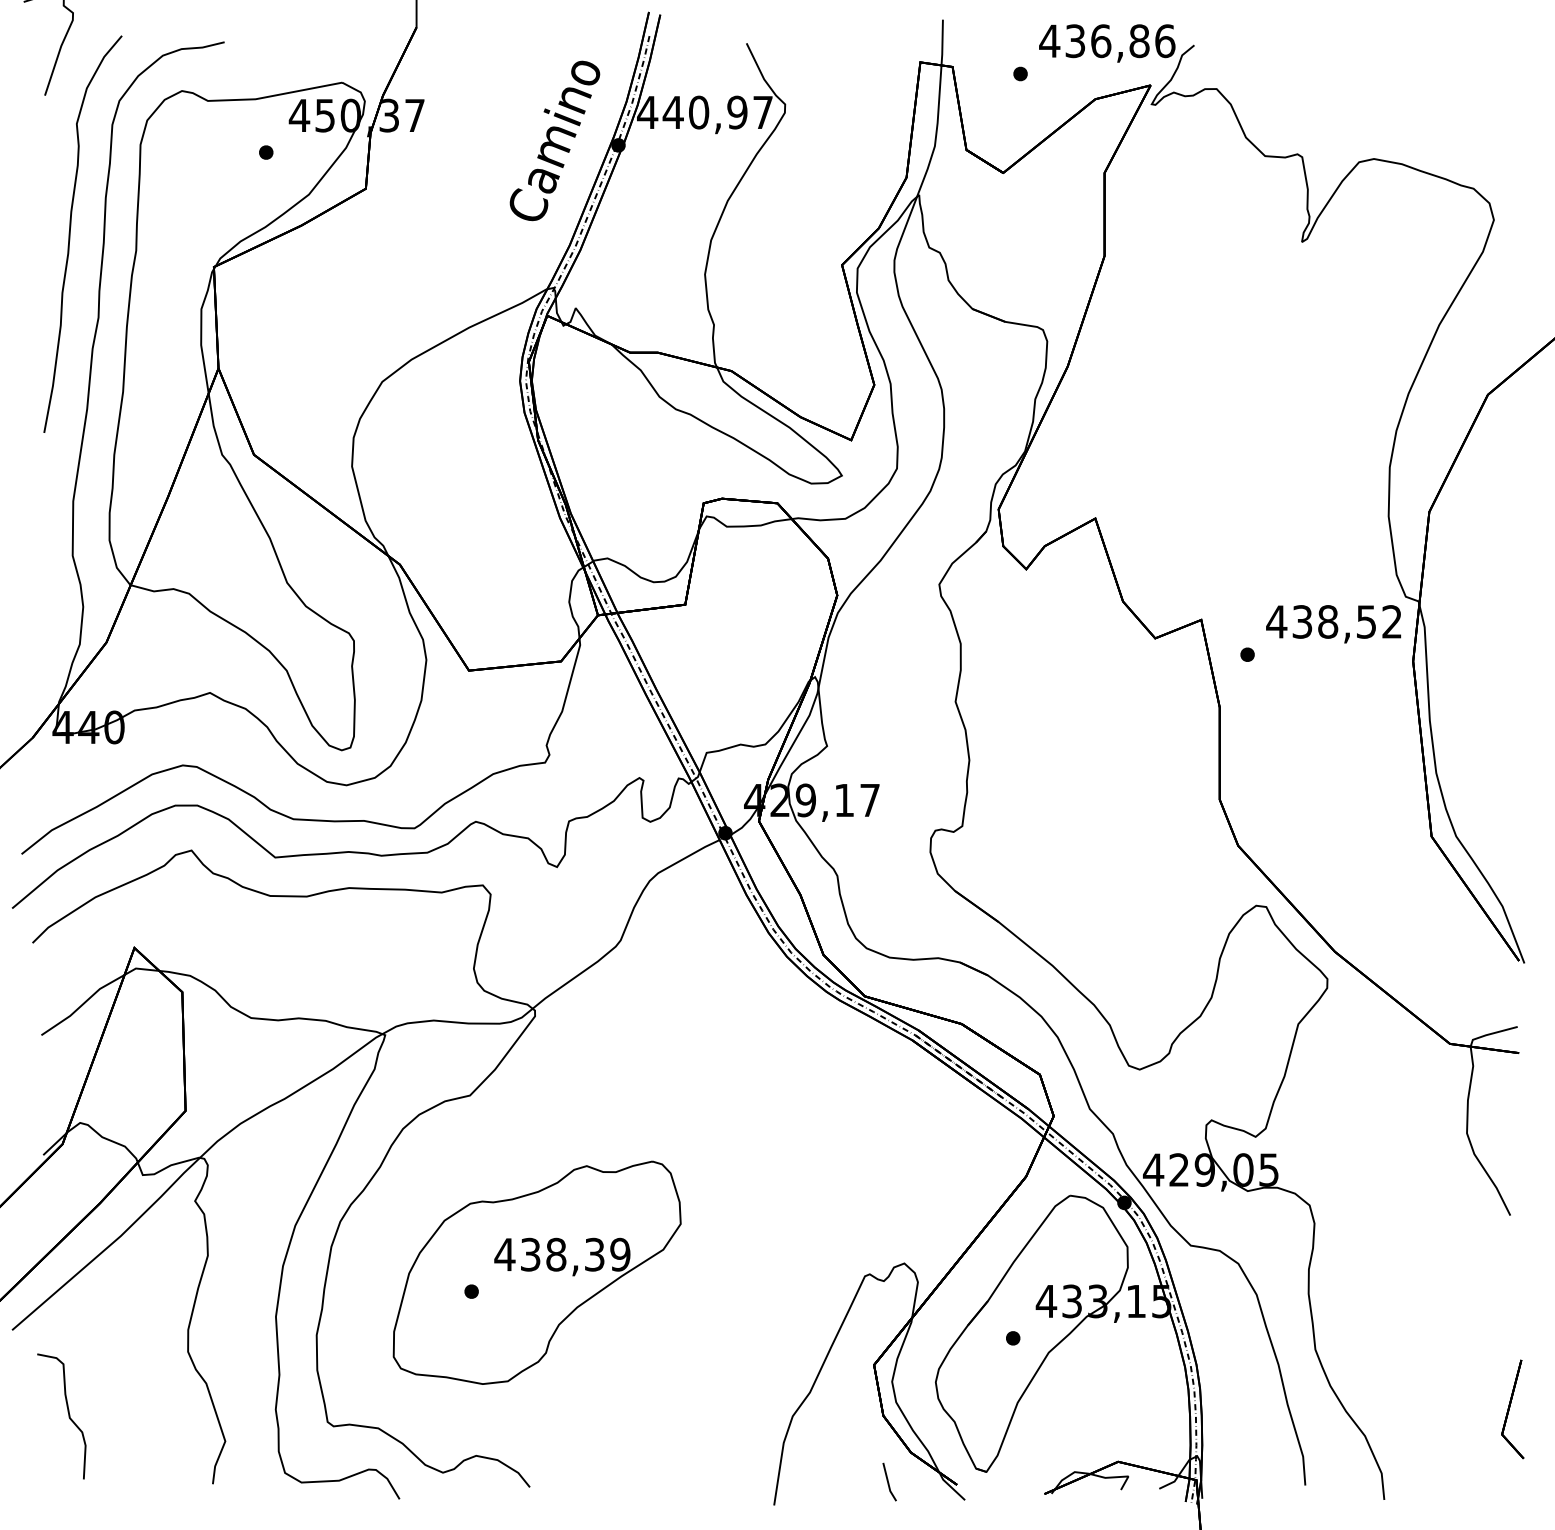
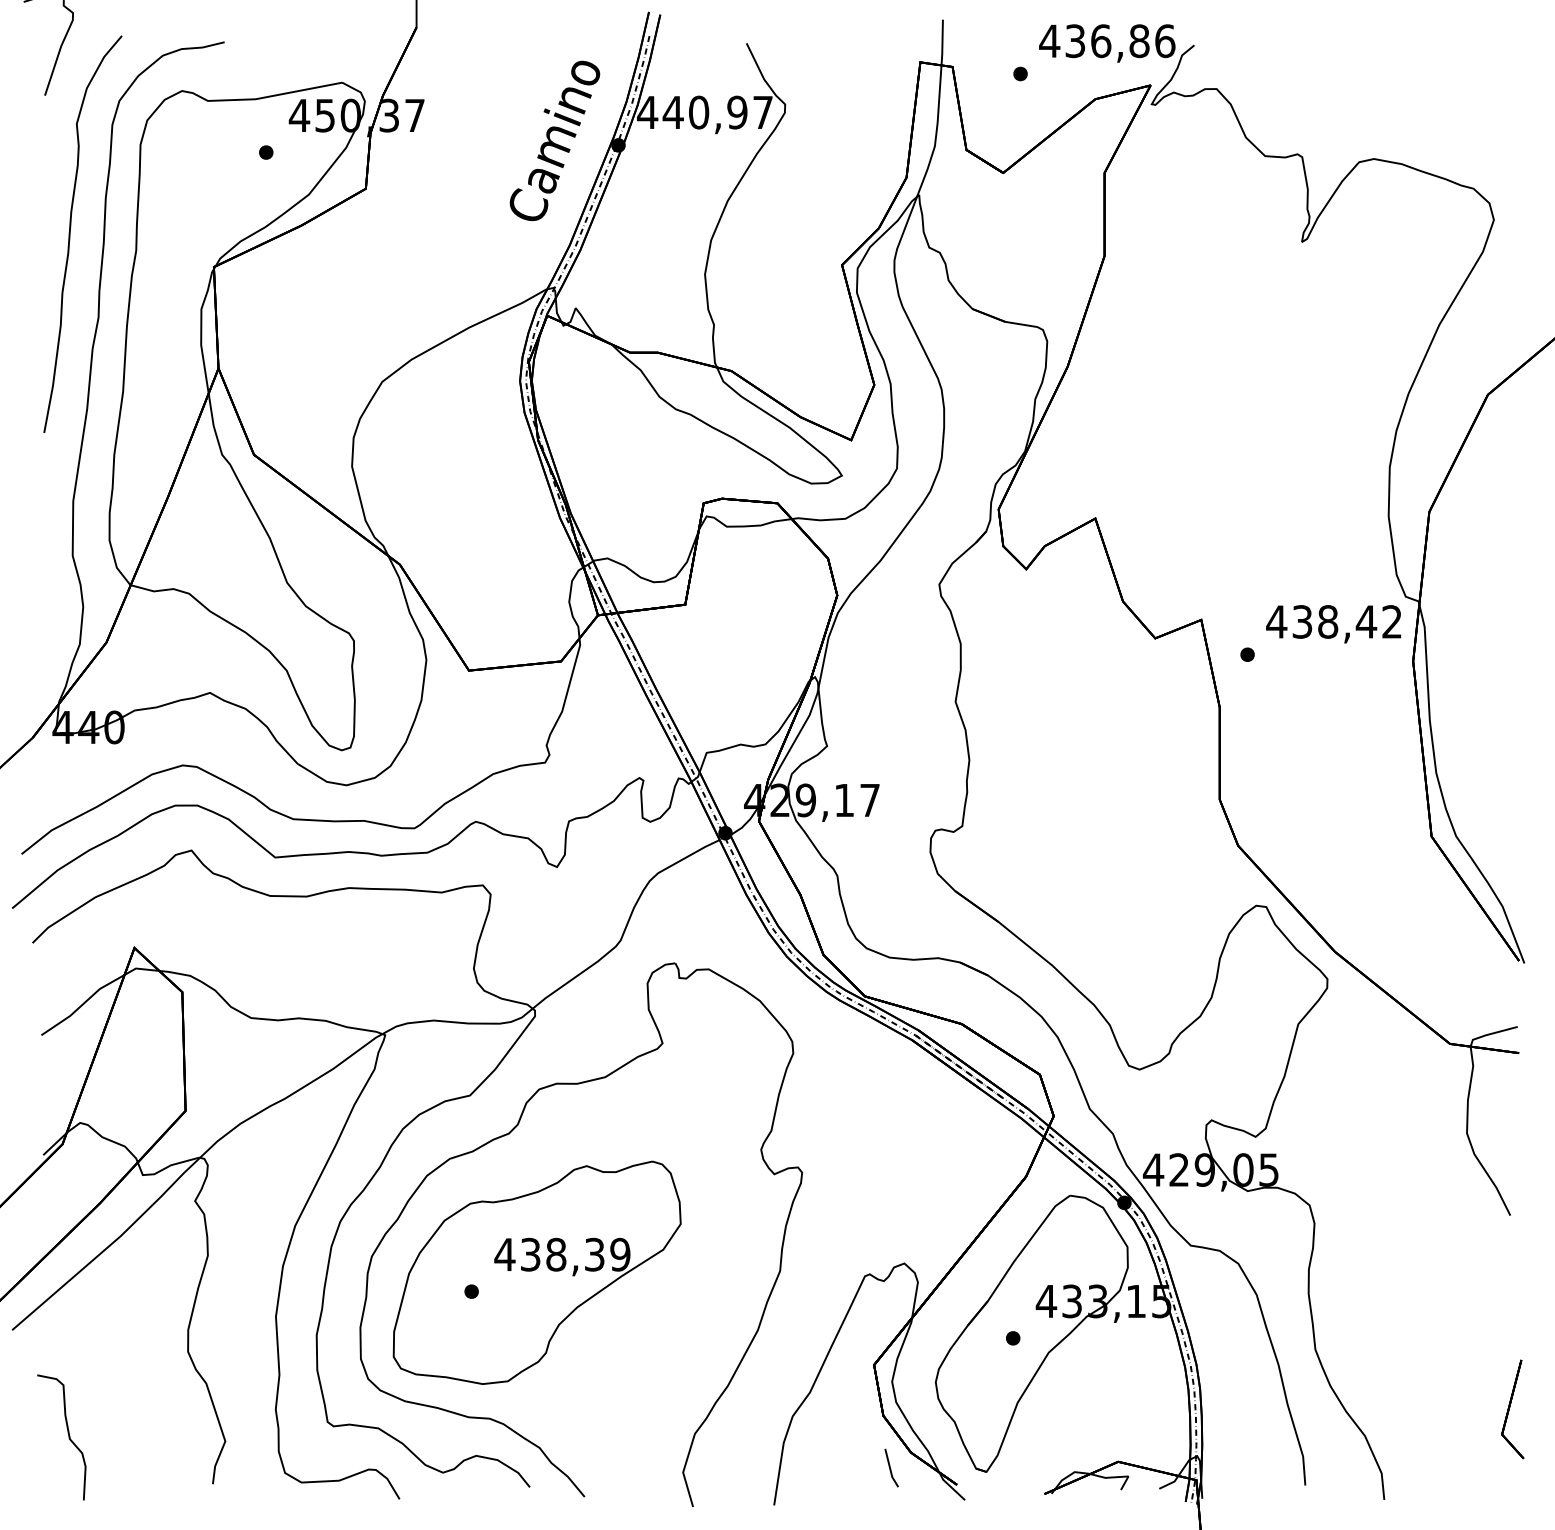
text: 438,52 -> 438,42 (1366, 621)
part: none -> present (509, 1134)
curve position: (68, 1416) -> (68, 1437) (68, 1437)
line position: (888, 1481) -> (890, 1467) (890, 1467)
